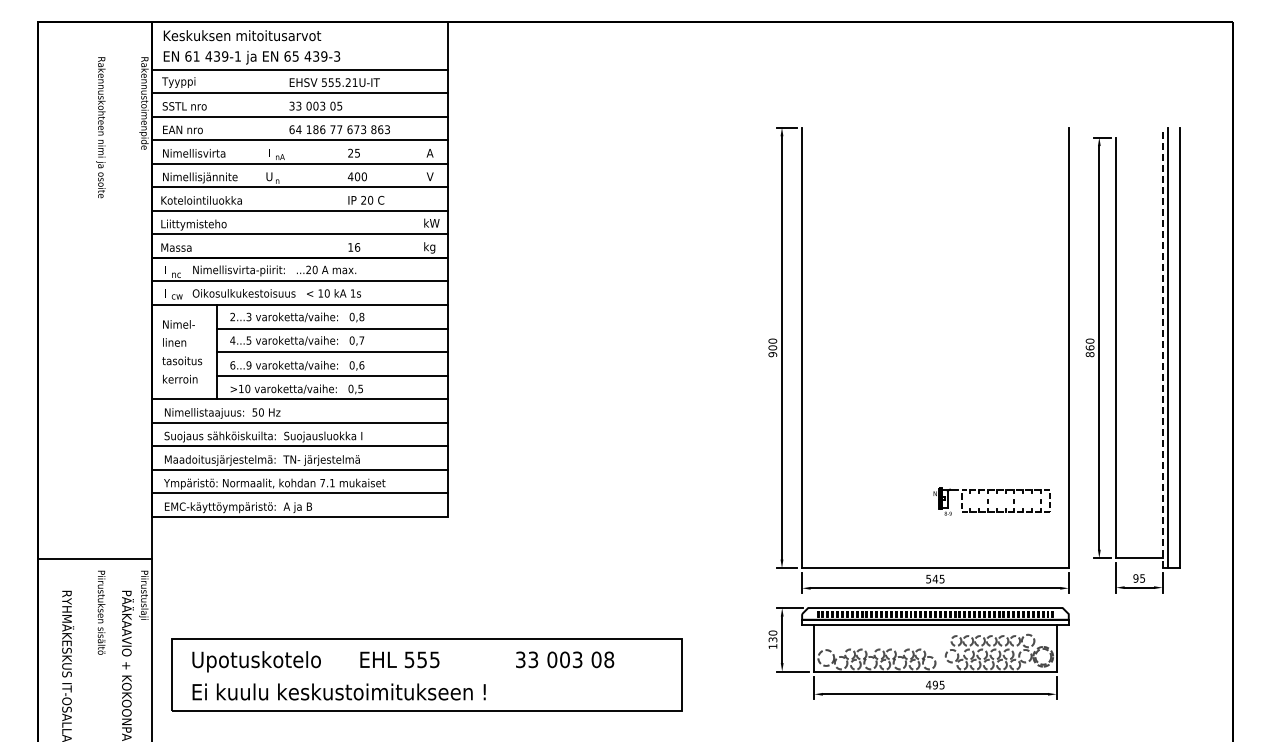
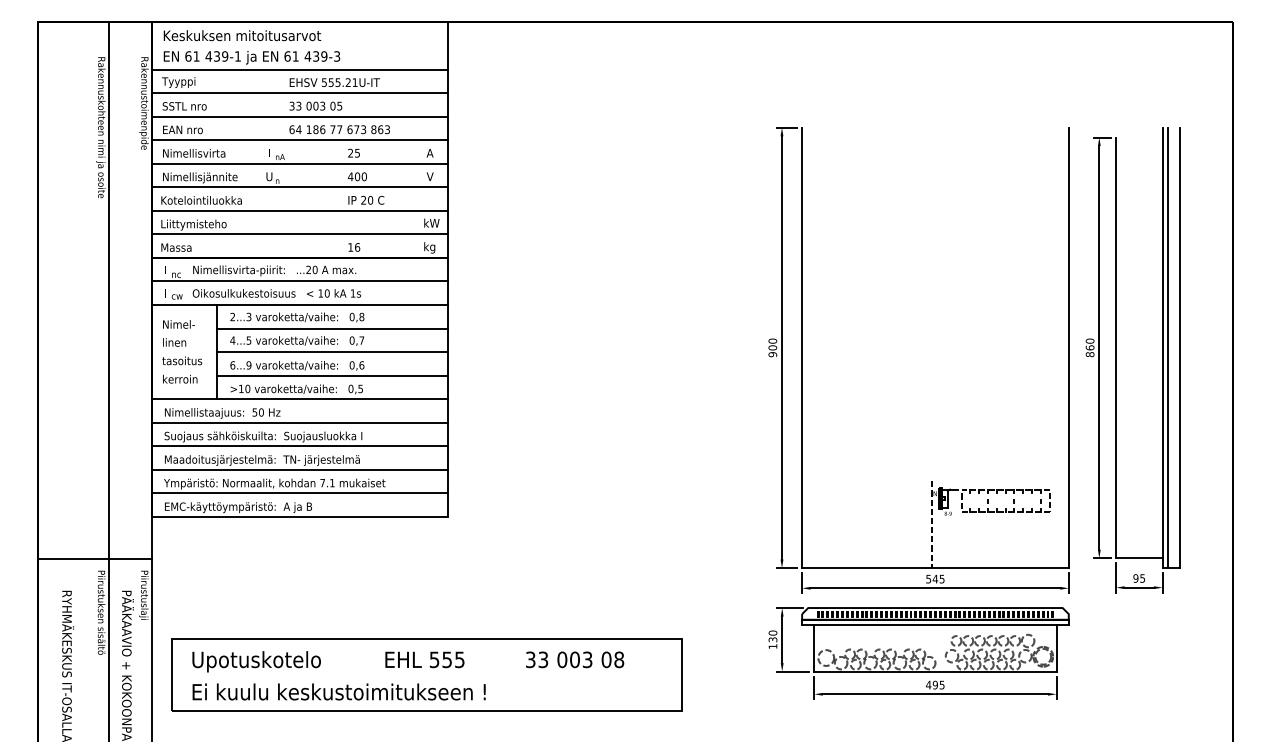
text: 65 -> 61 (295, 56)
line: dashed -> solid (1162, 347)
line: none -> present (108, 380)
line: none -> present (931, 524)
text position: (399, 659) -> (424, 659) (424, 659)
text position: (565, 659) -> (575, 659) (575, 659)
